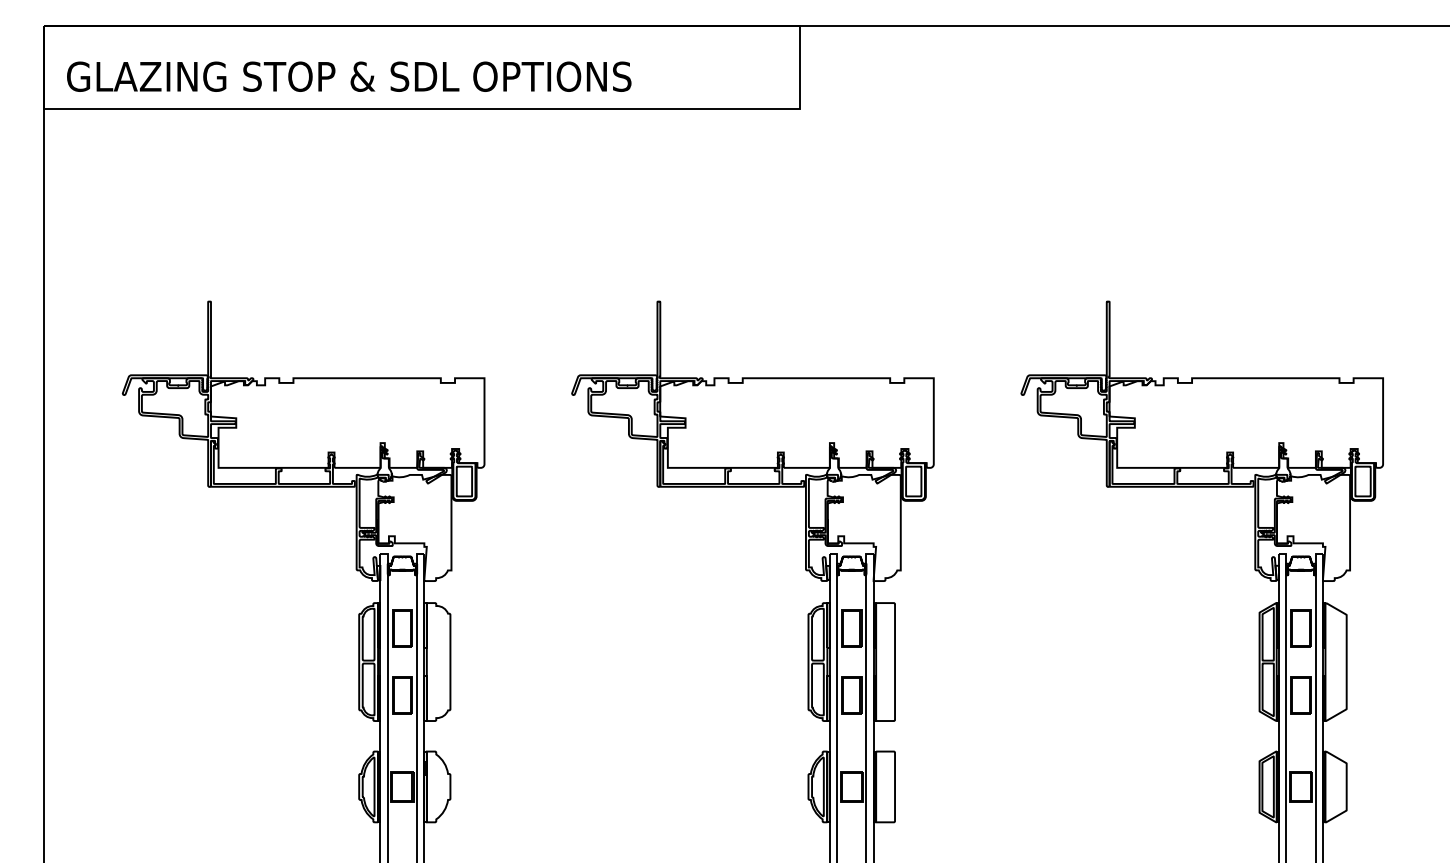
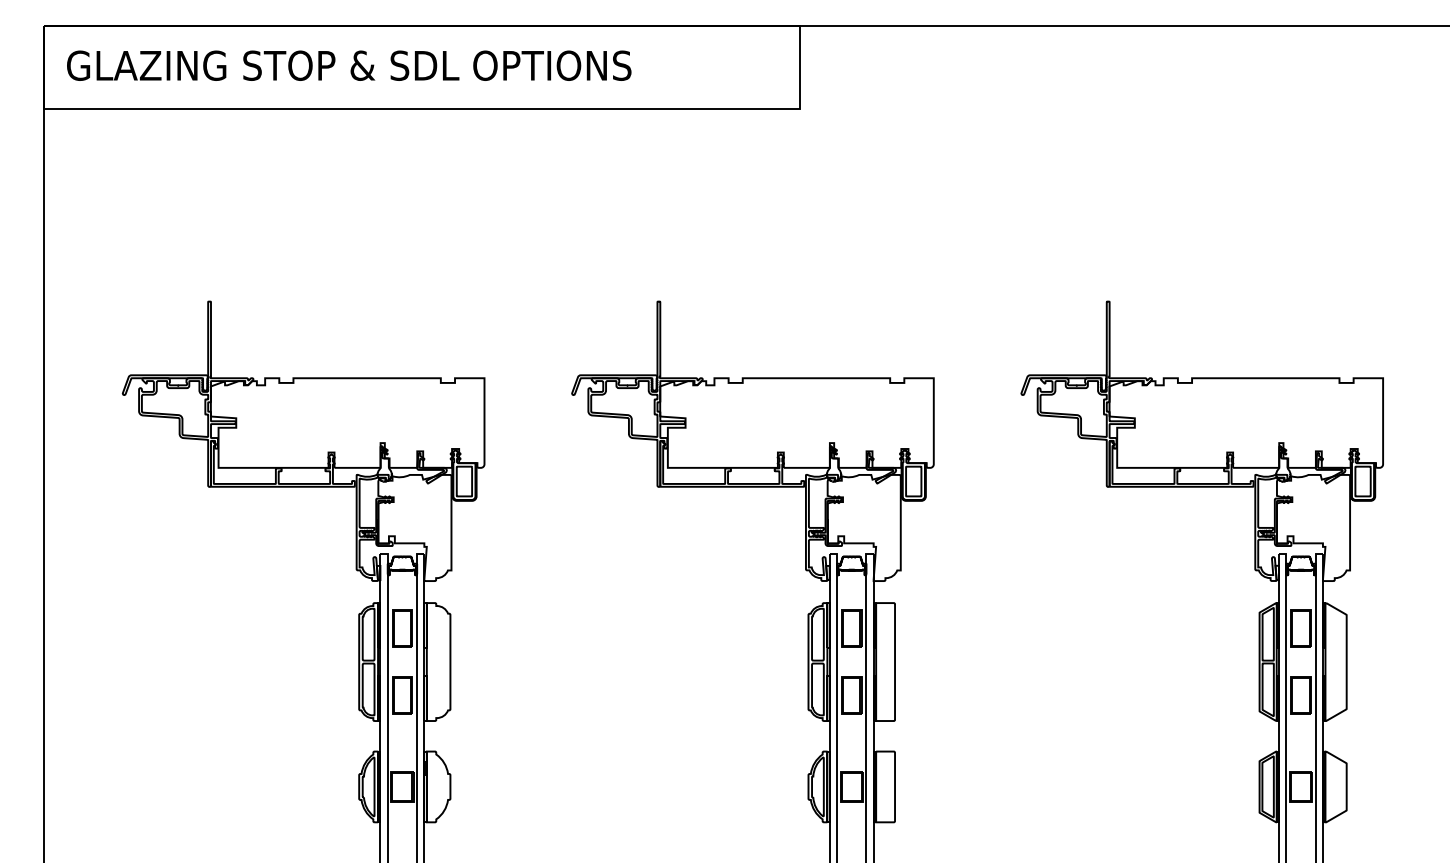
text position: (349, 76) -> (349, 65) (349, 65)
